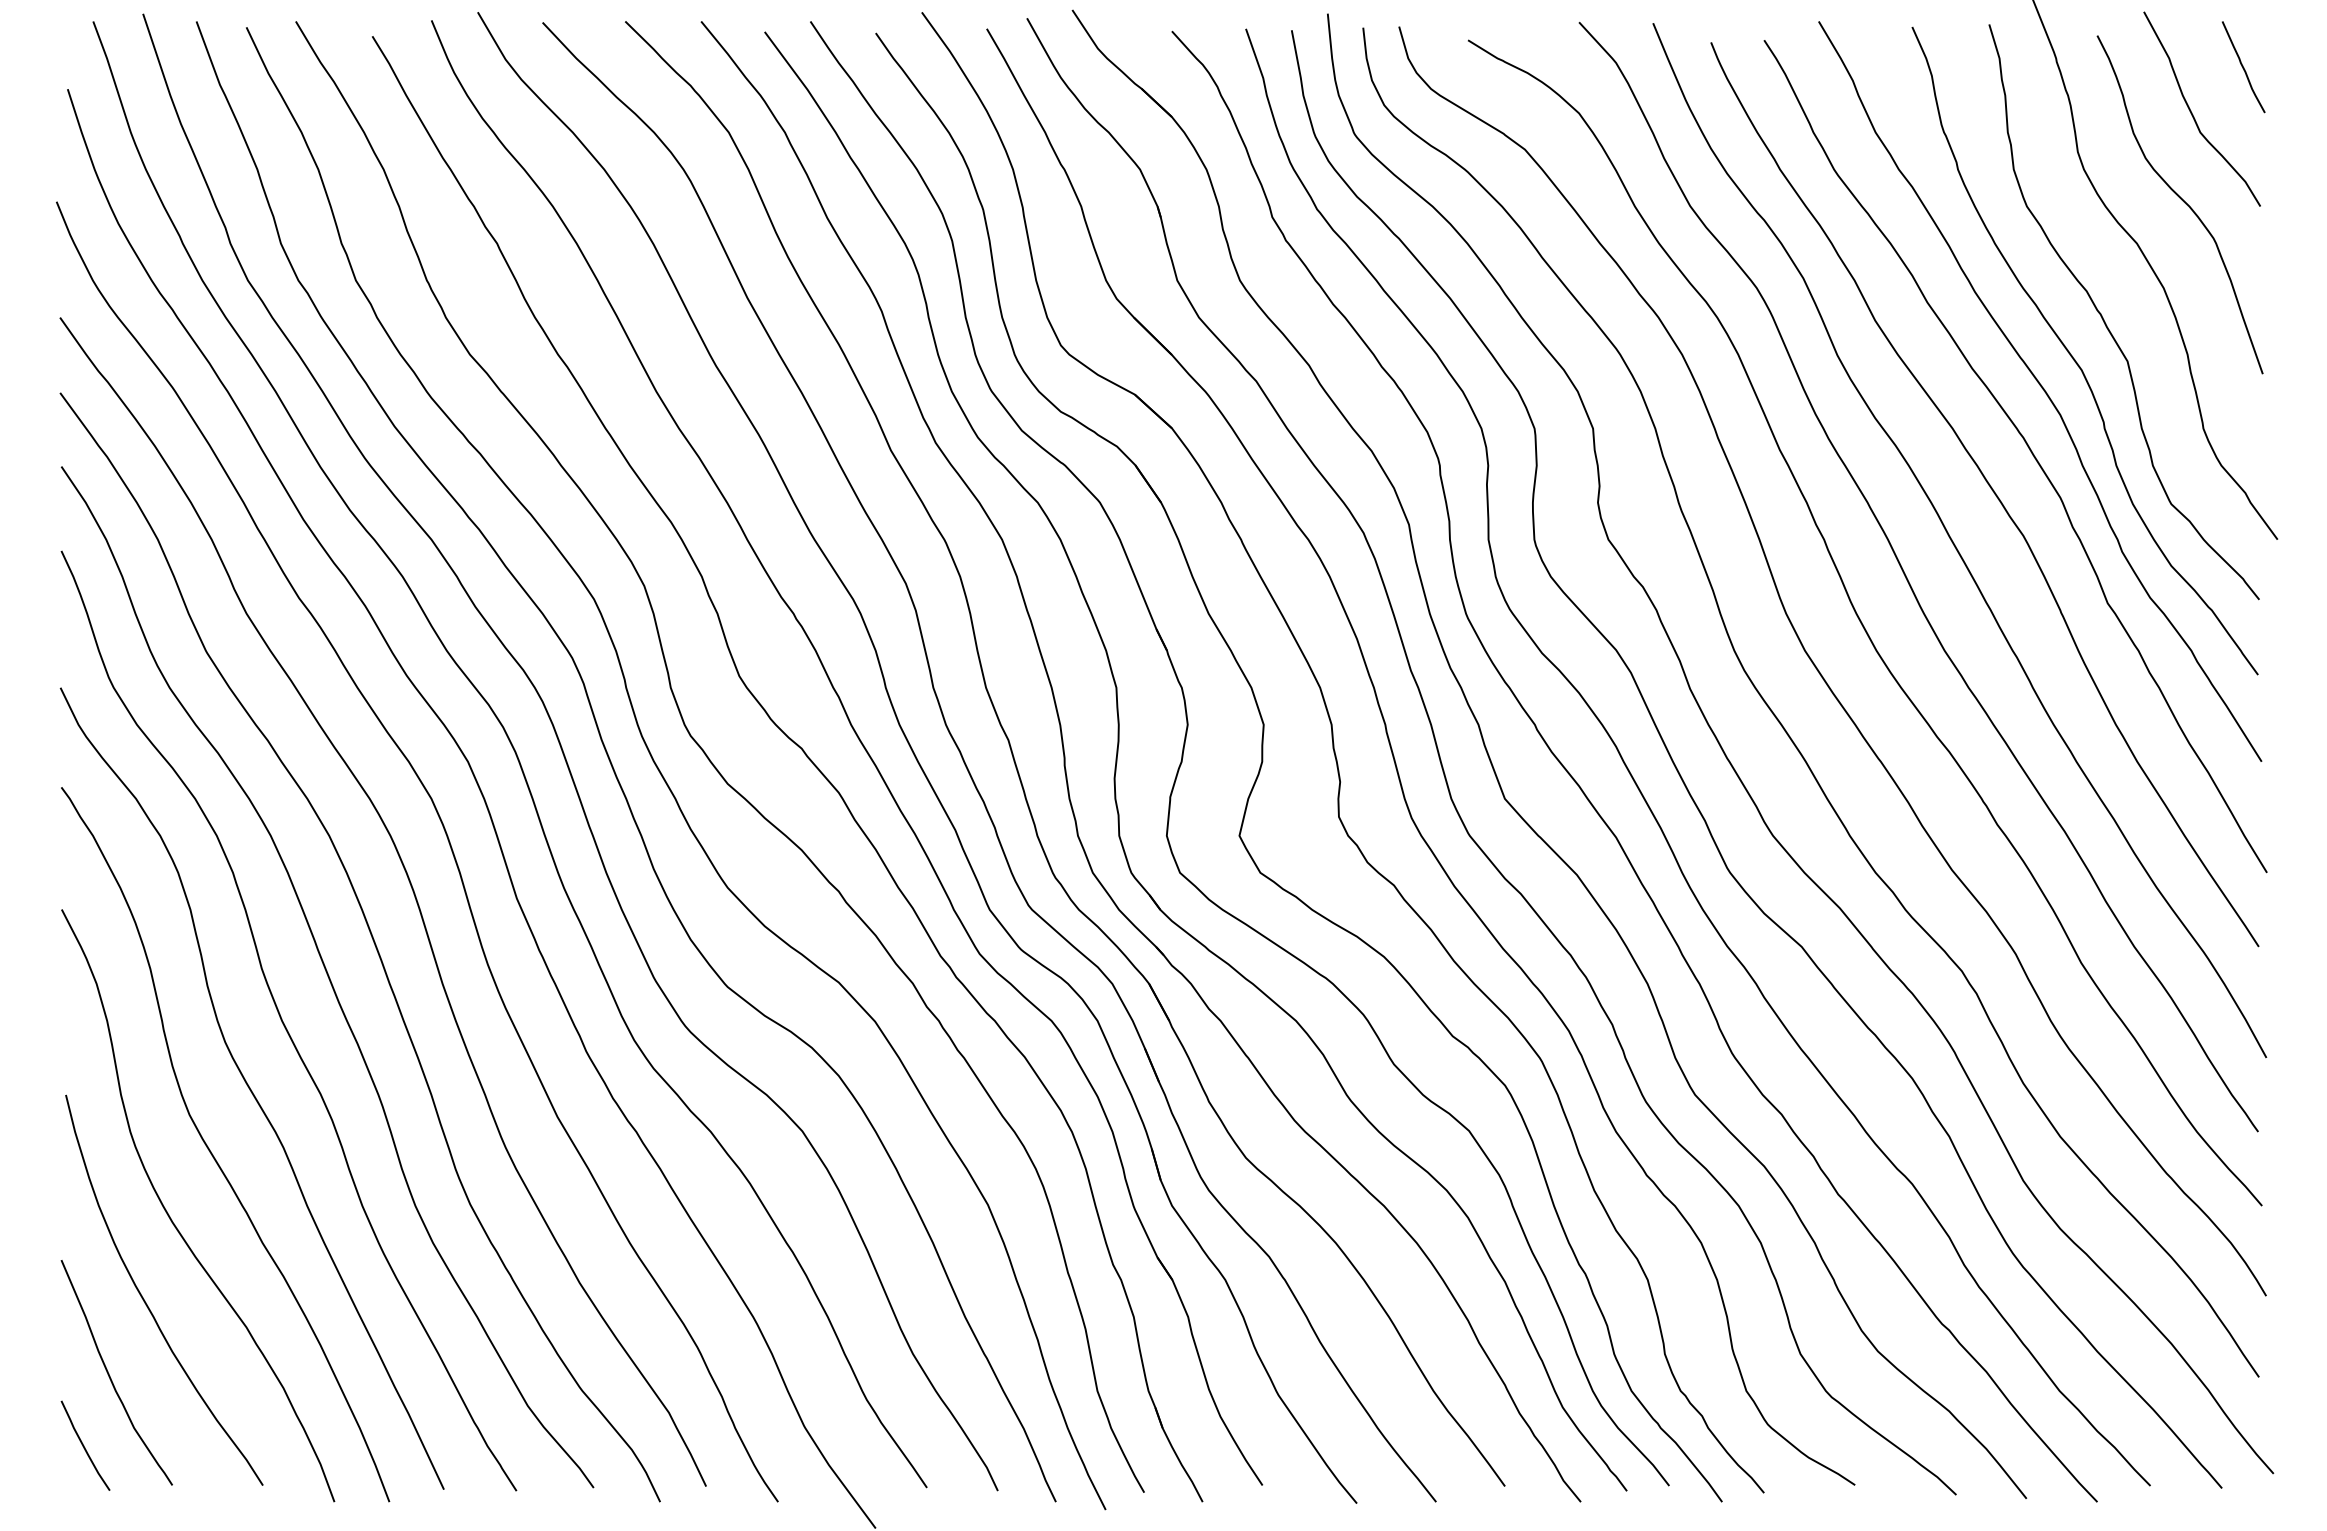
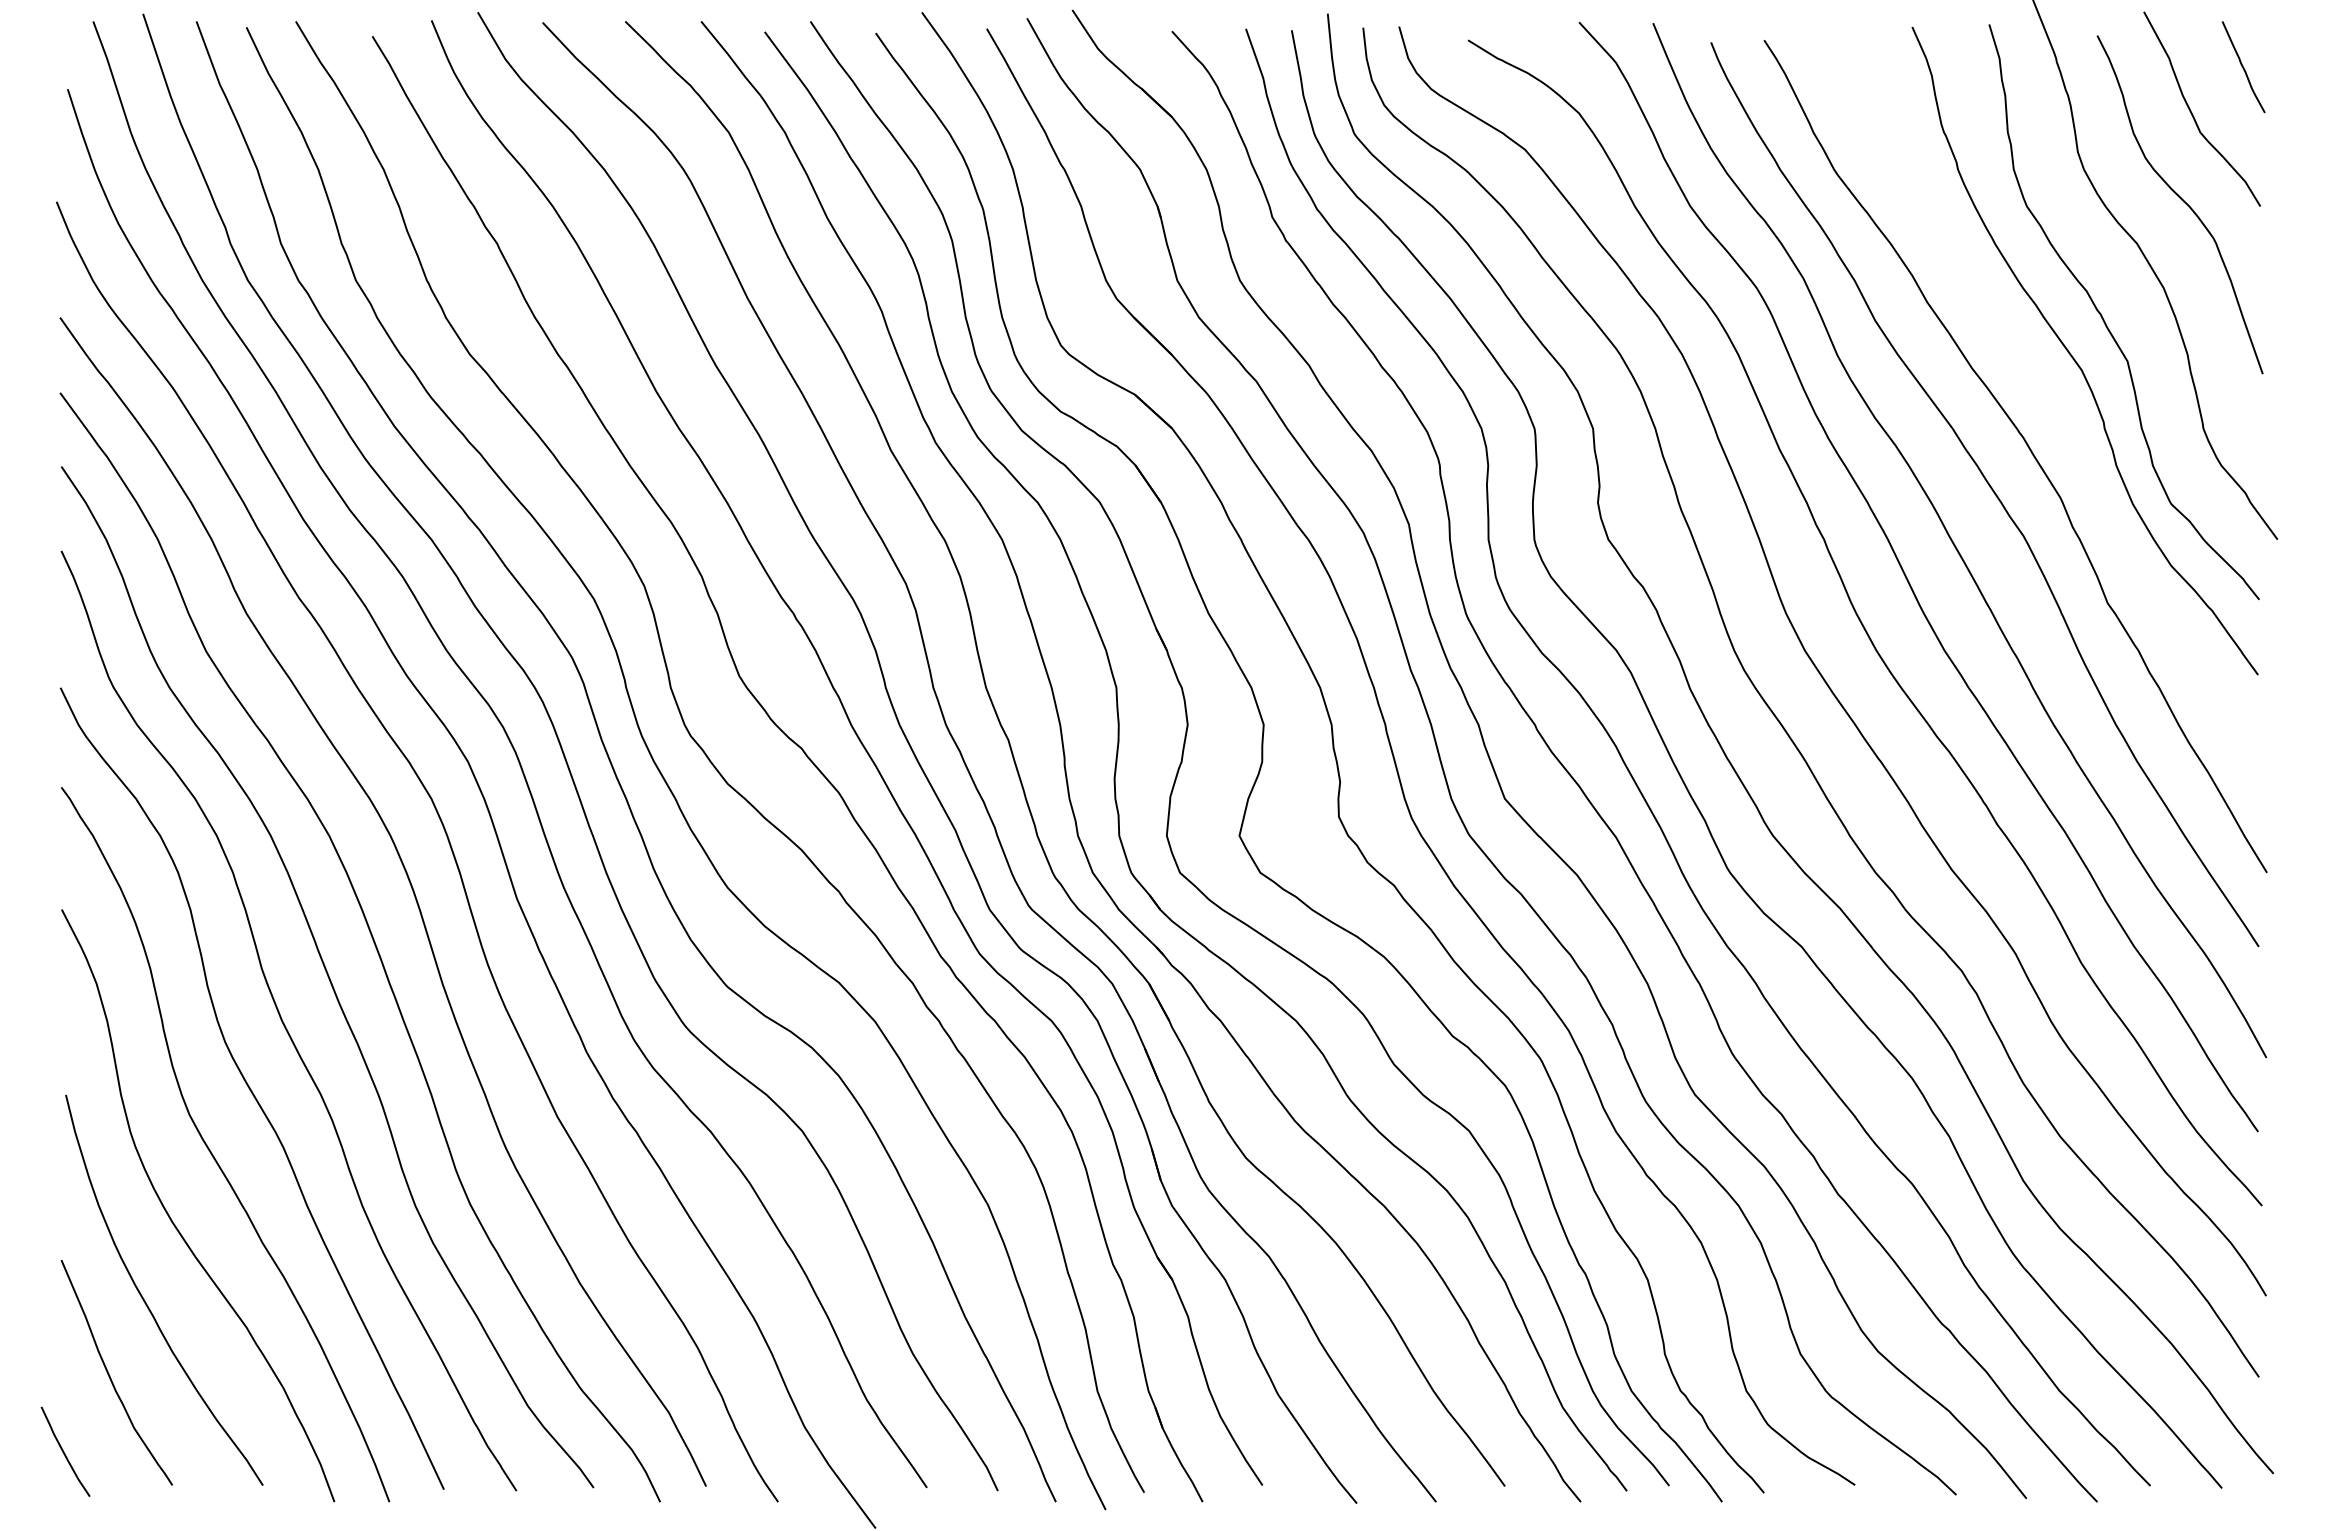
curve: present -> none (2042, 389)
curve position: (84, 1445) -> (64, 1451) (64, 1451)
